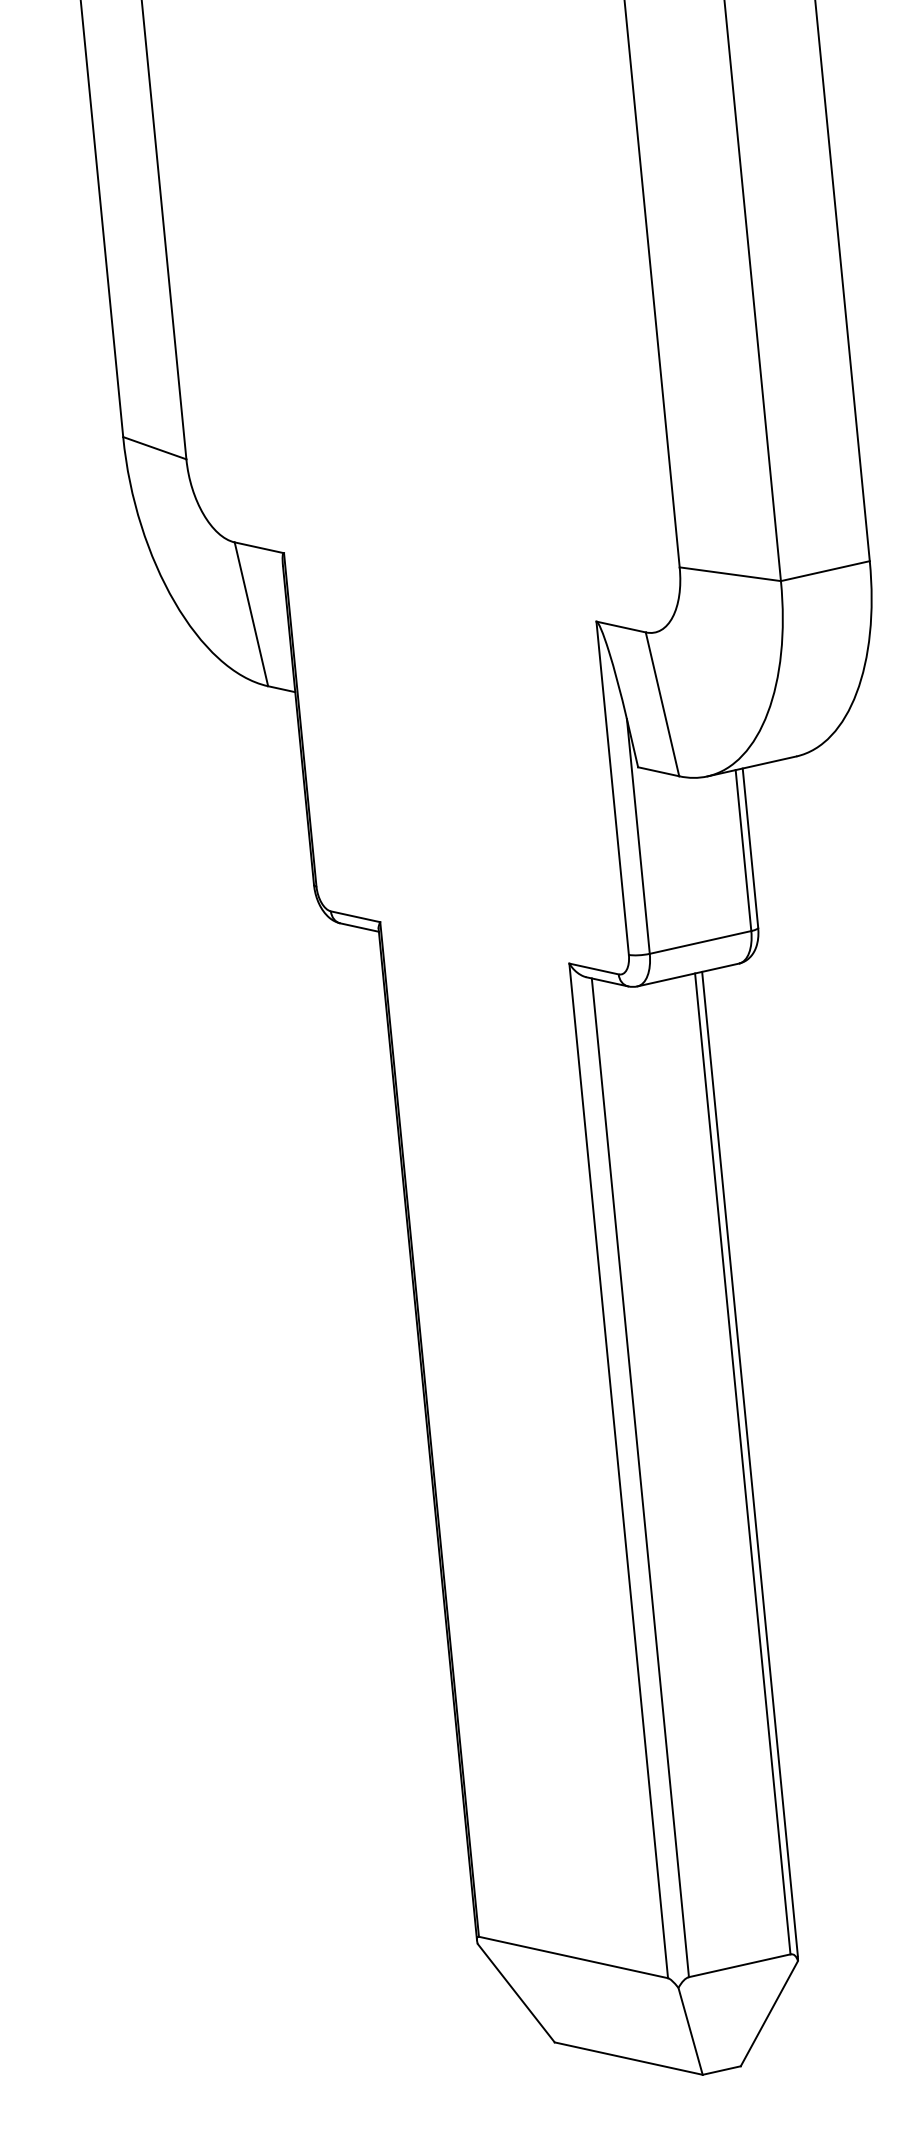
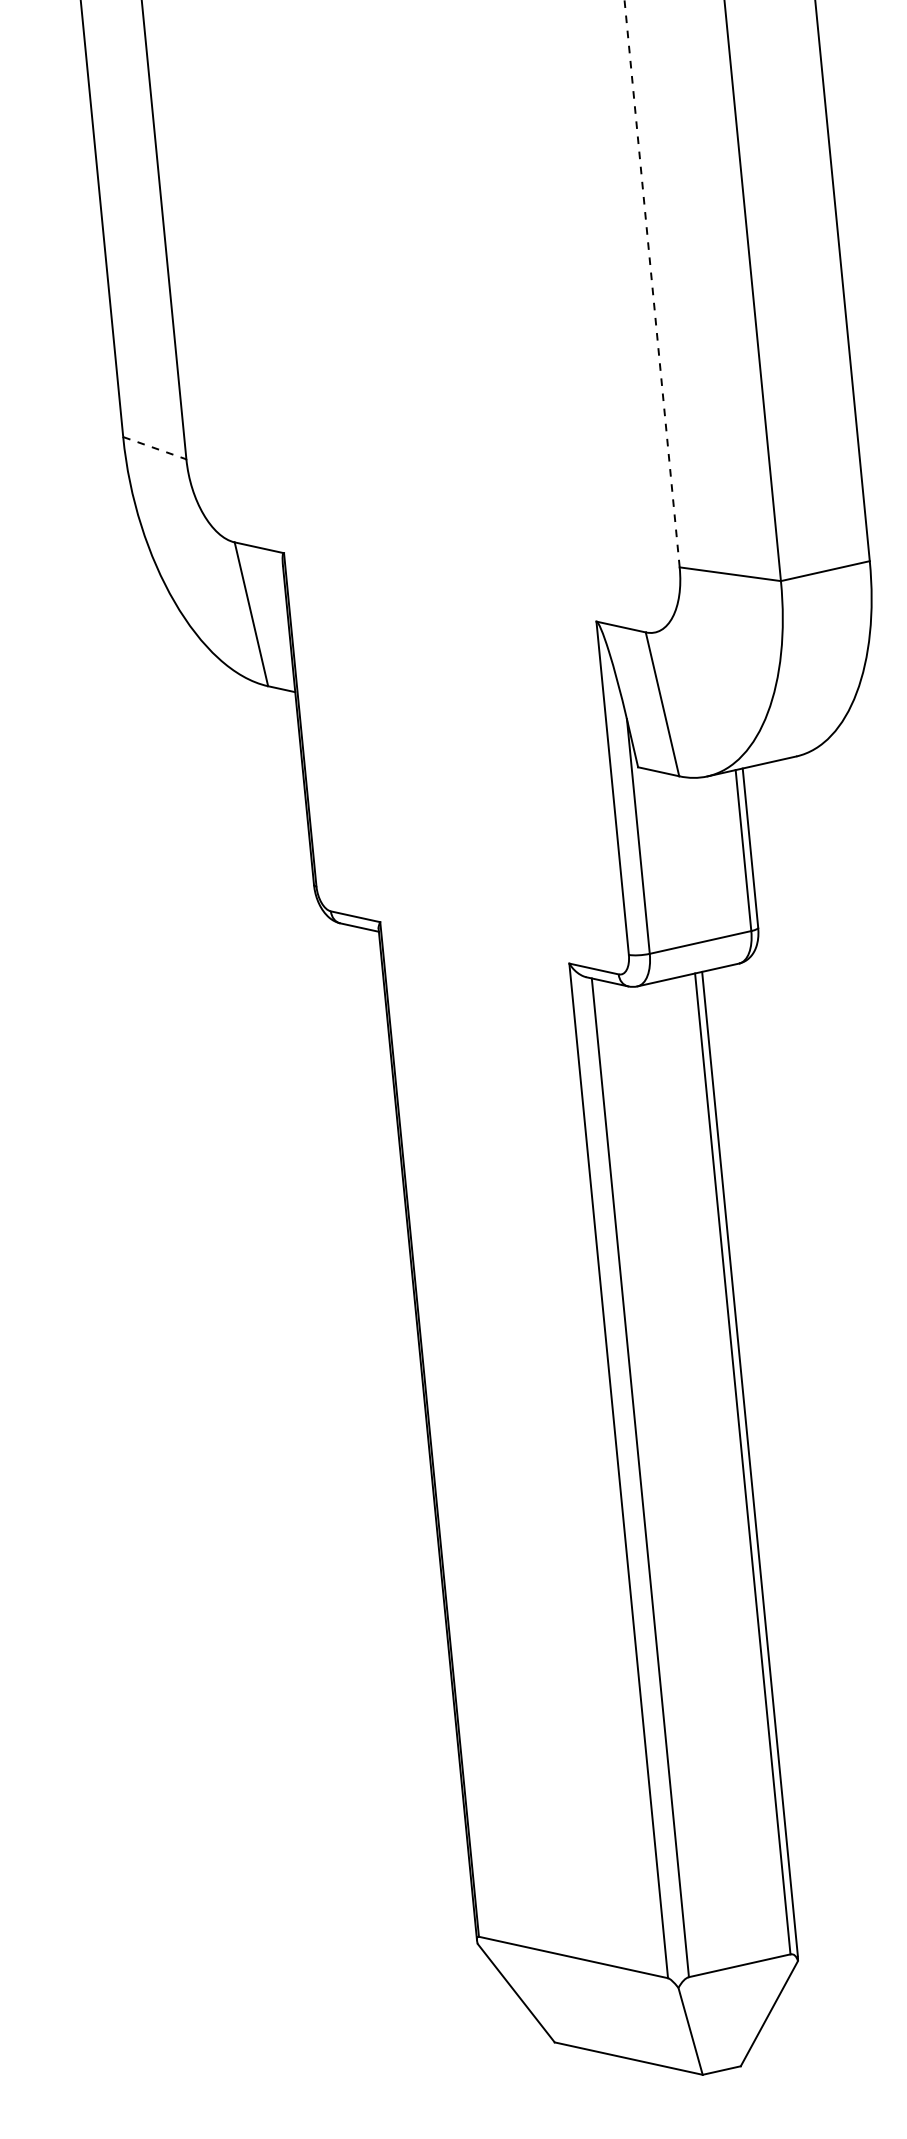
line: solid -> dashed (652, 283)
line: solid -> dashed (155, 448)
